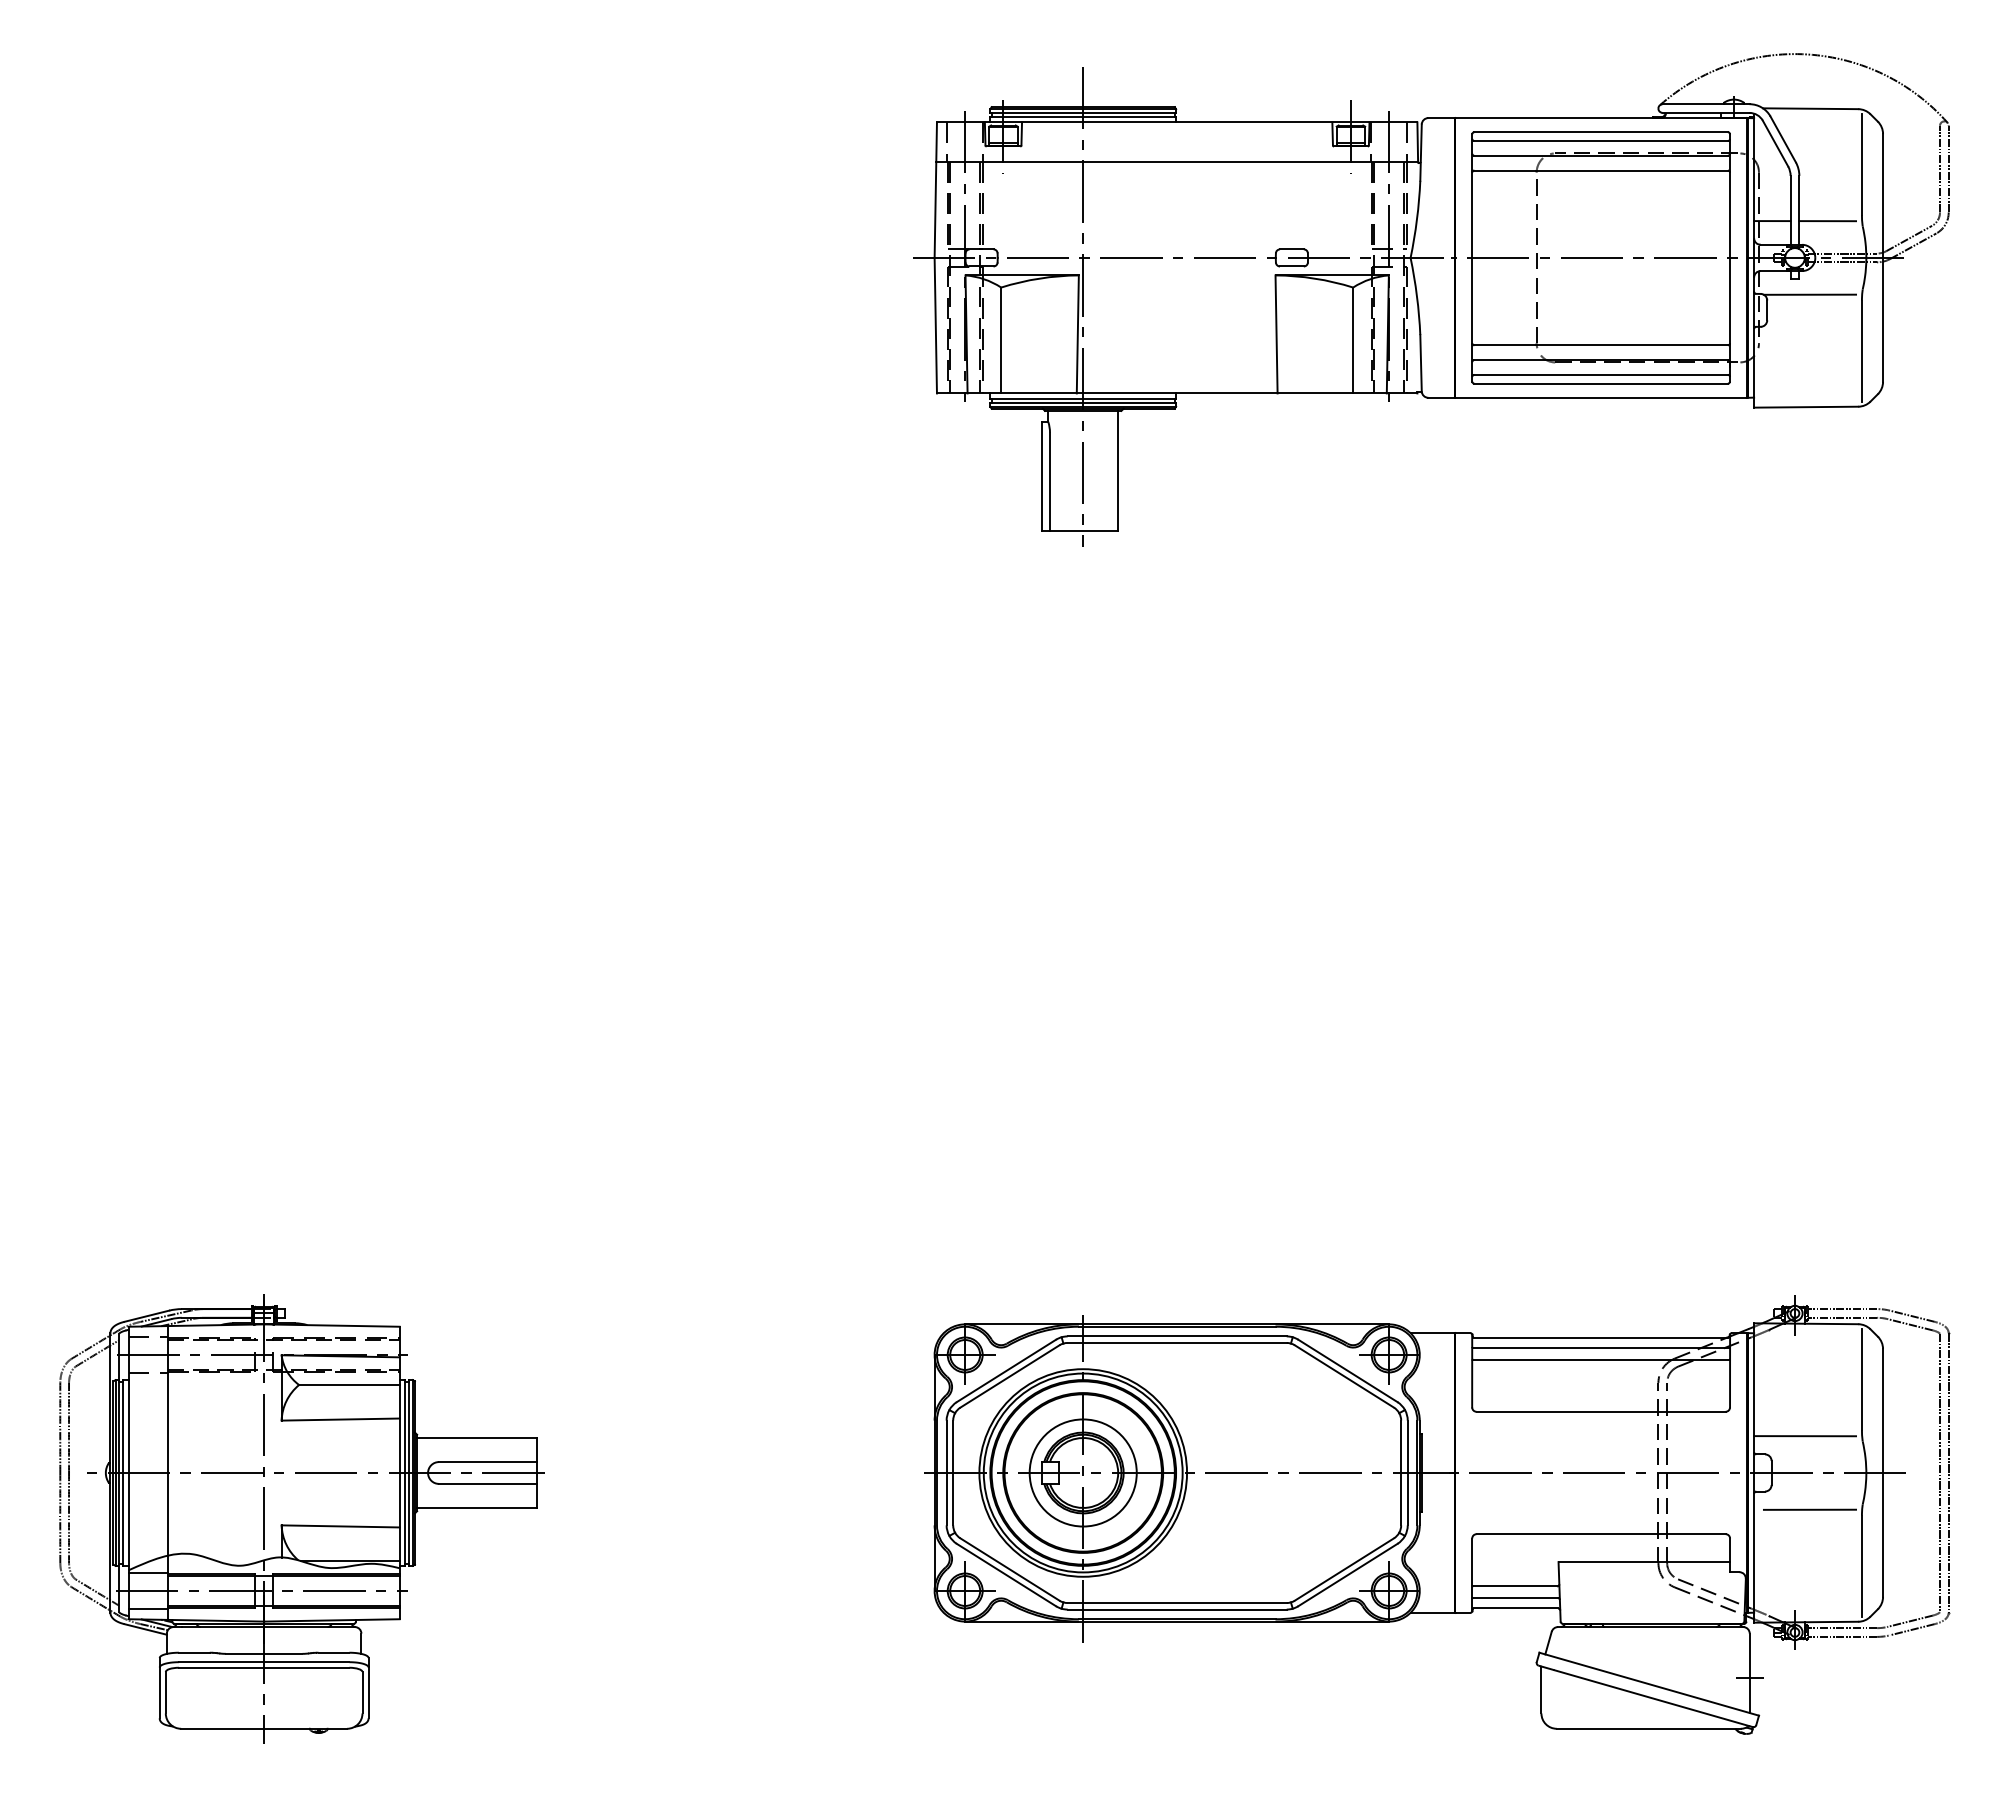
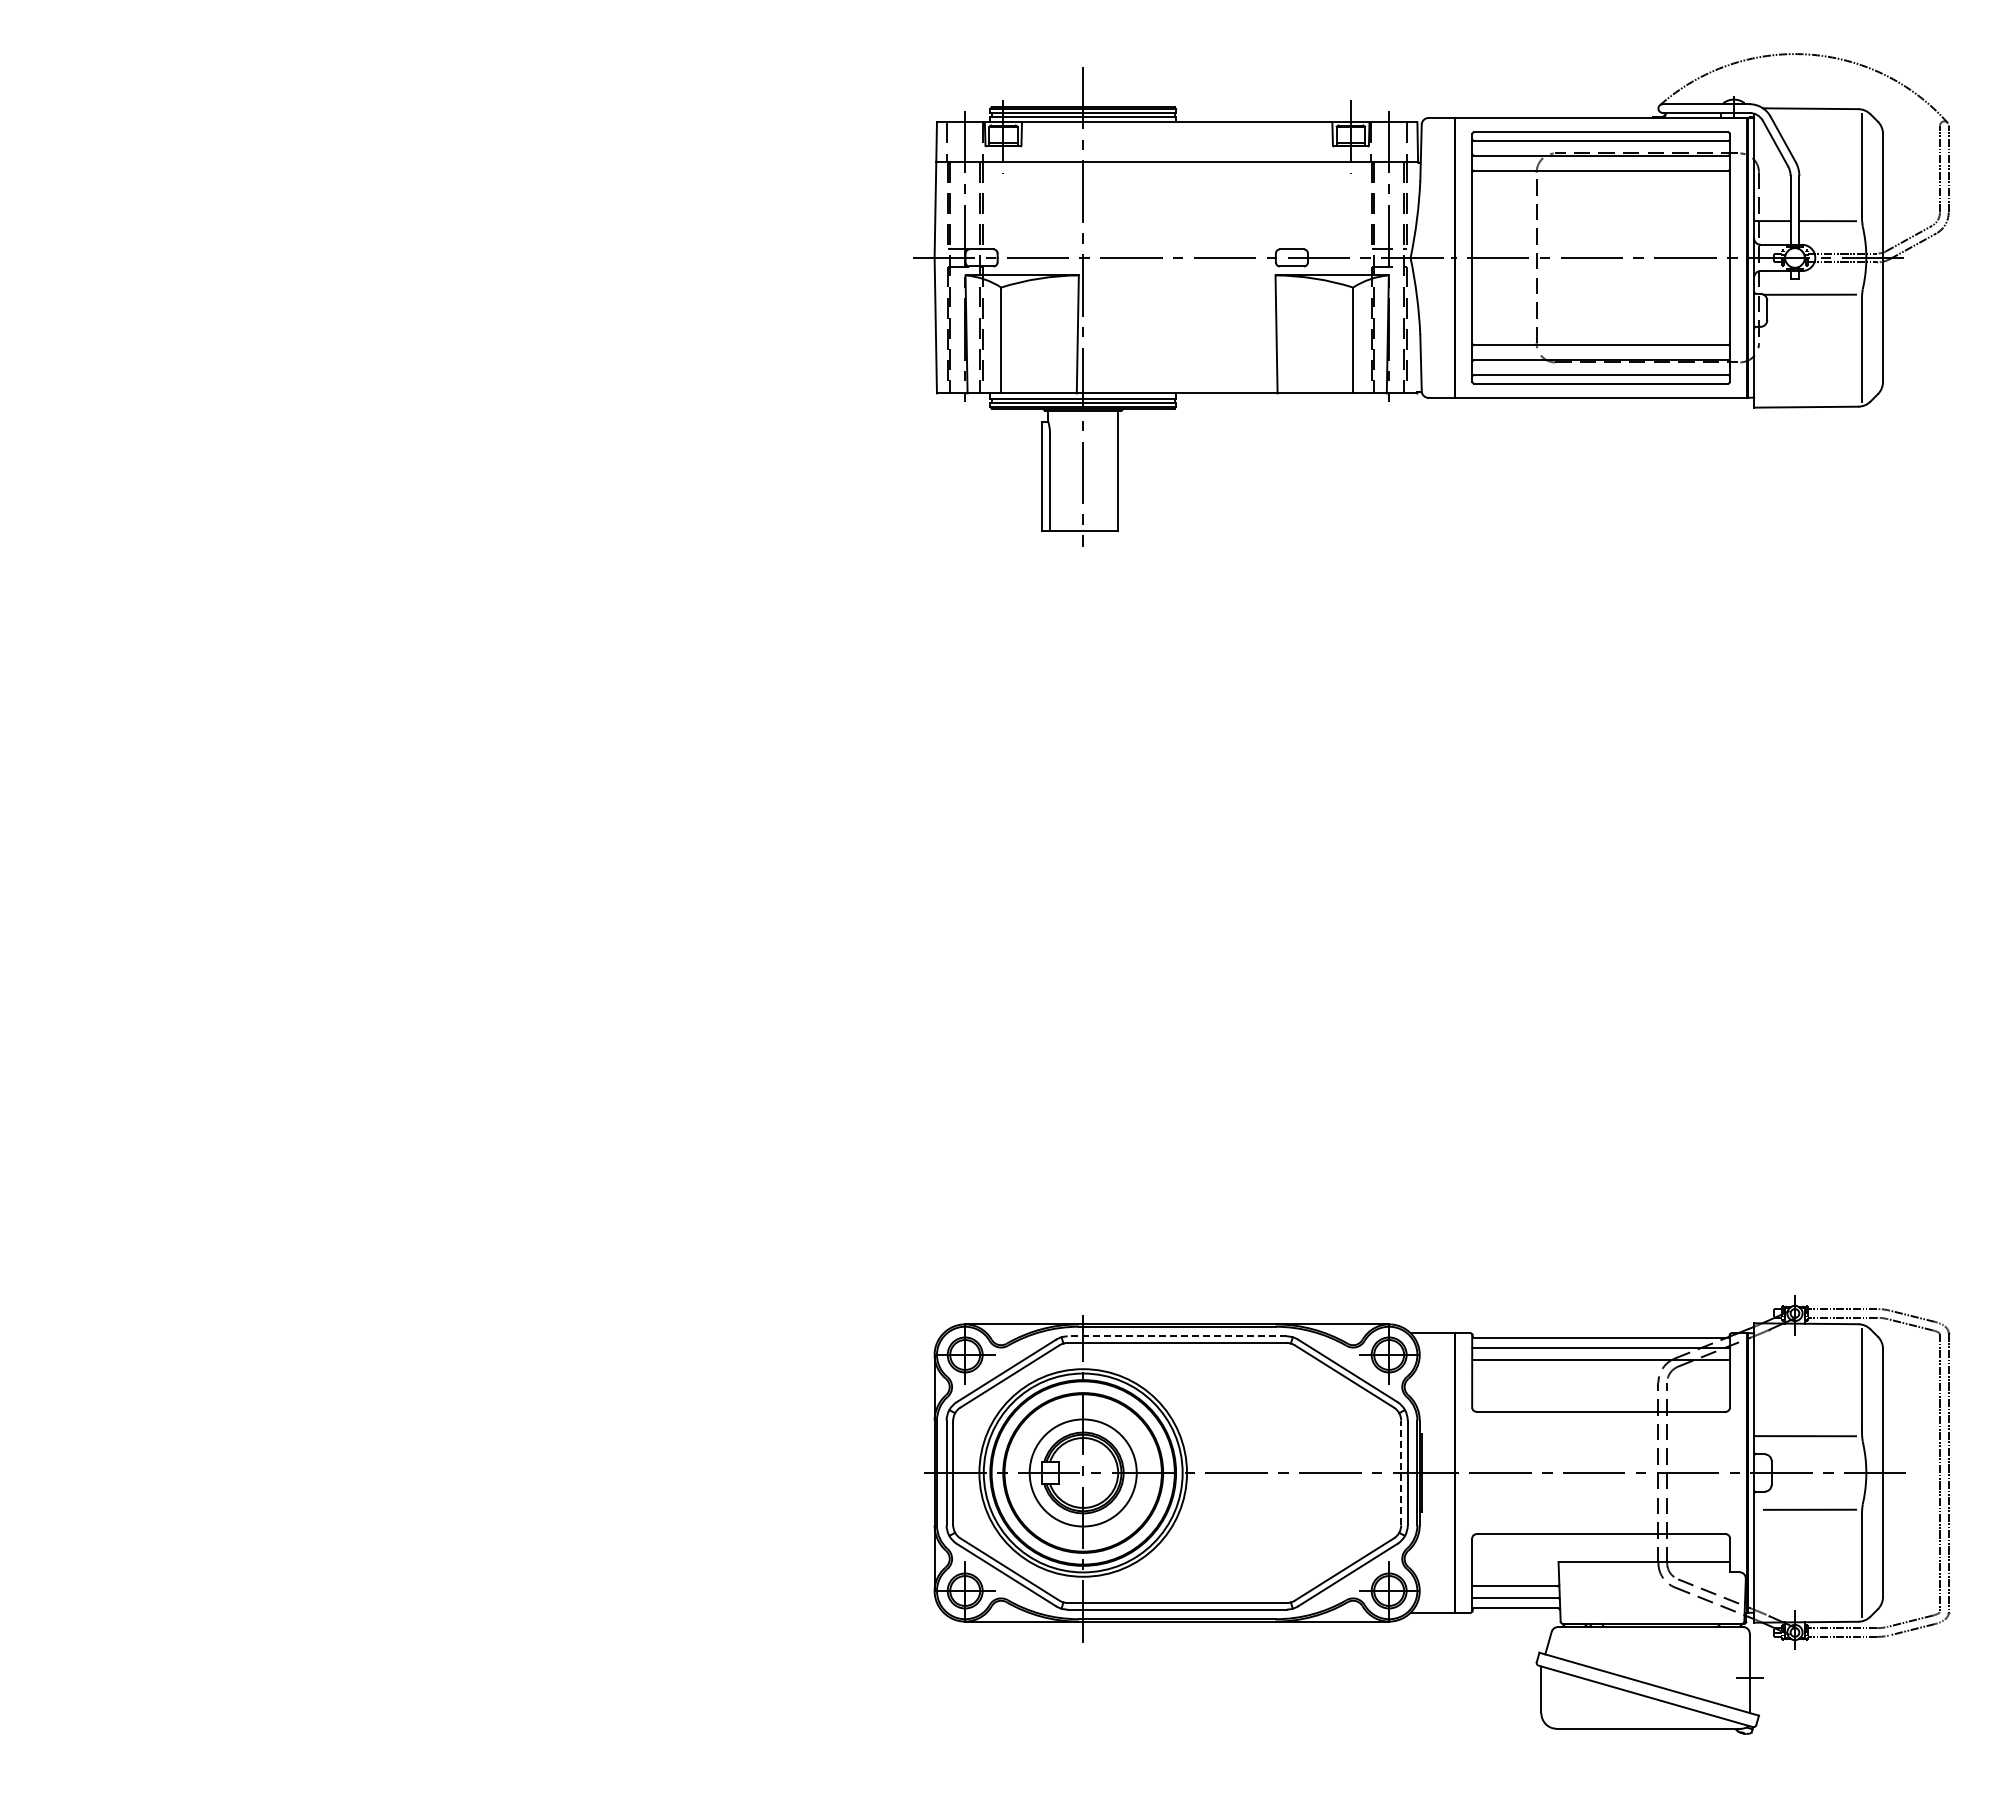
line: solid -> dashed (1177, 1336)
line: solid -> dashed (1401, 1472)
part: present -> none (301, 1518)
